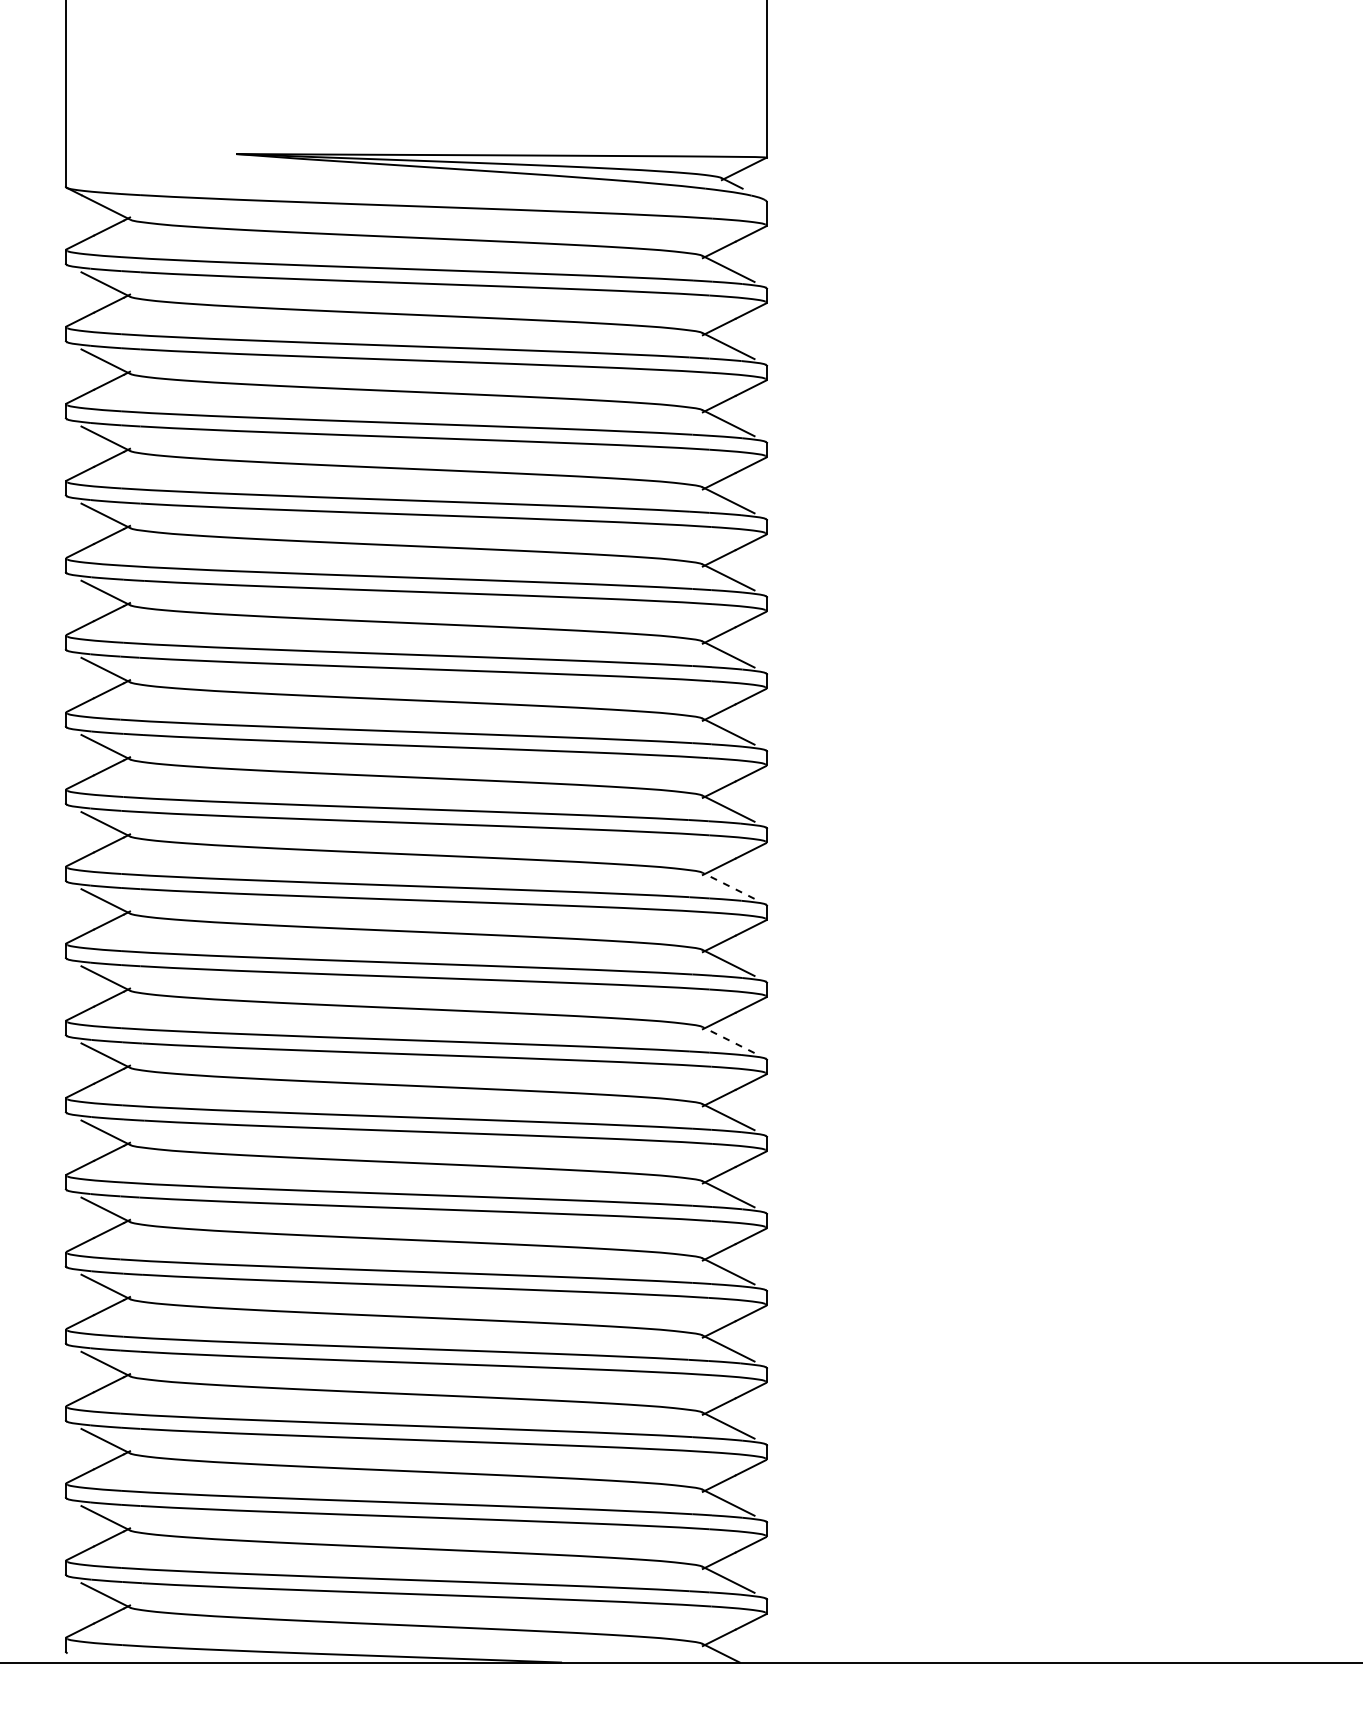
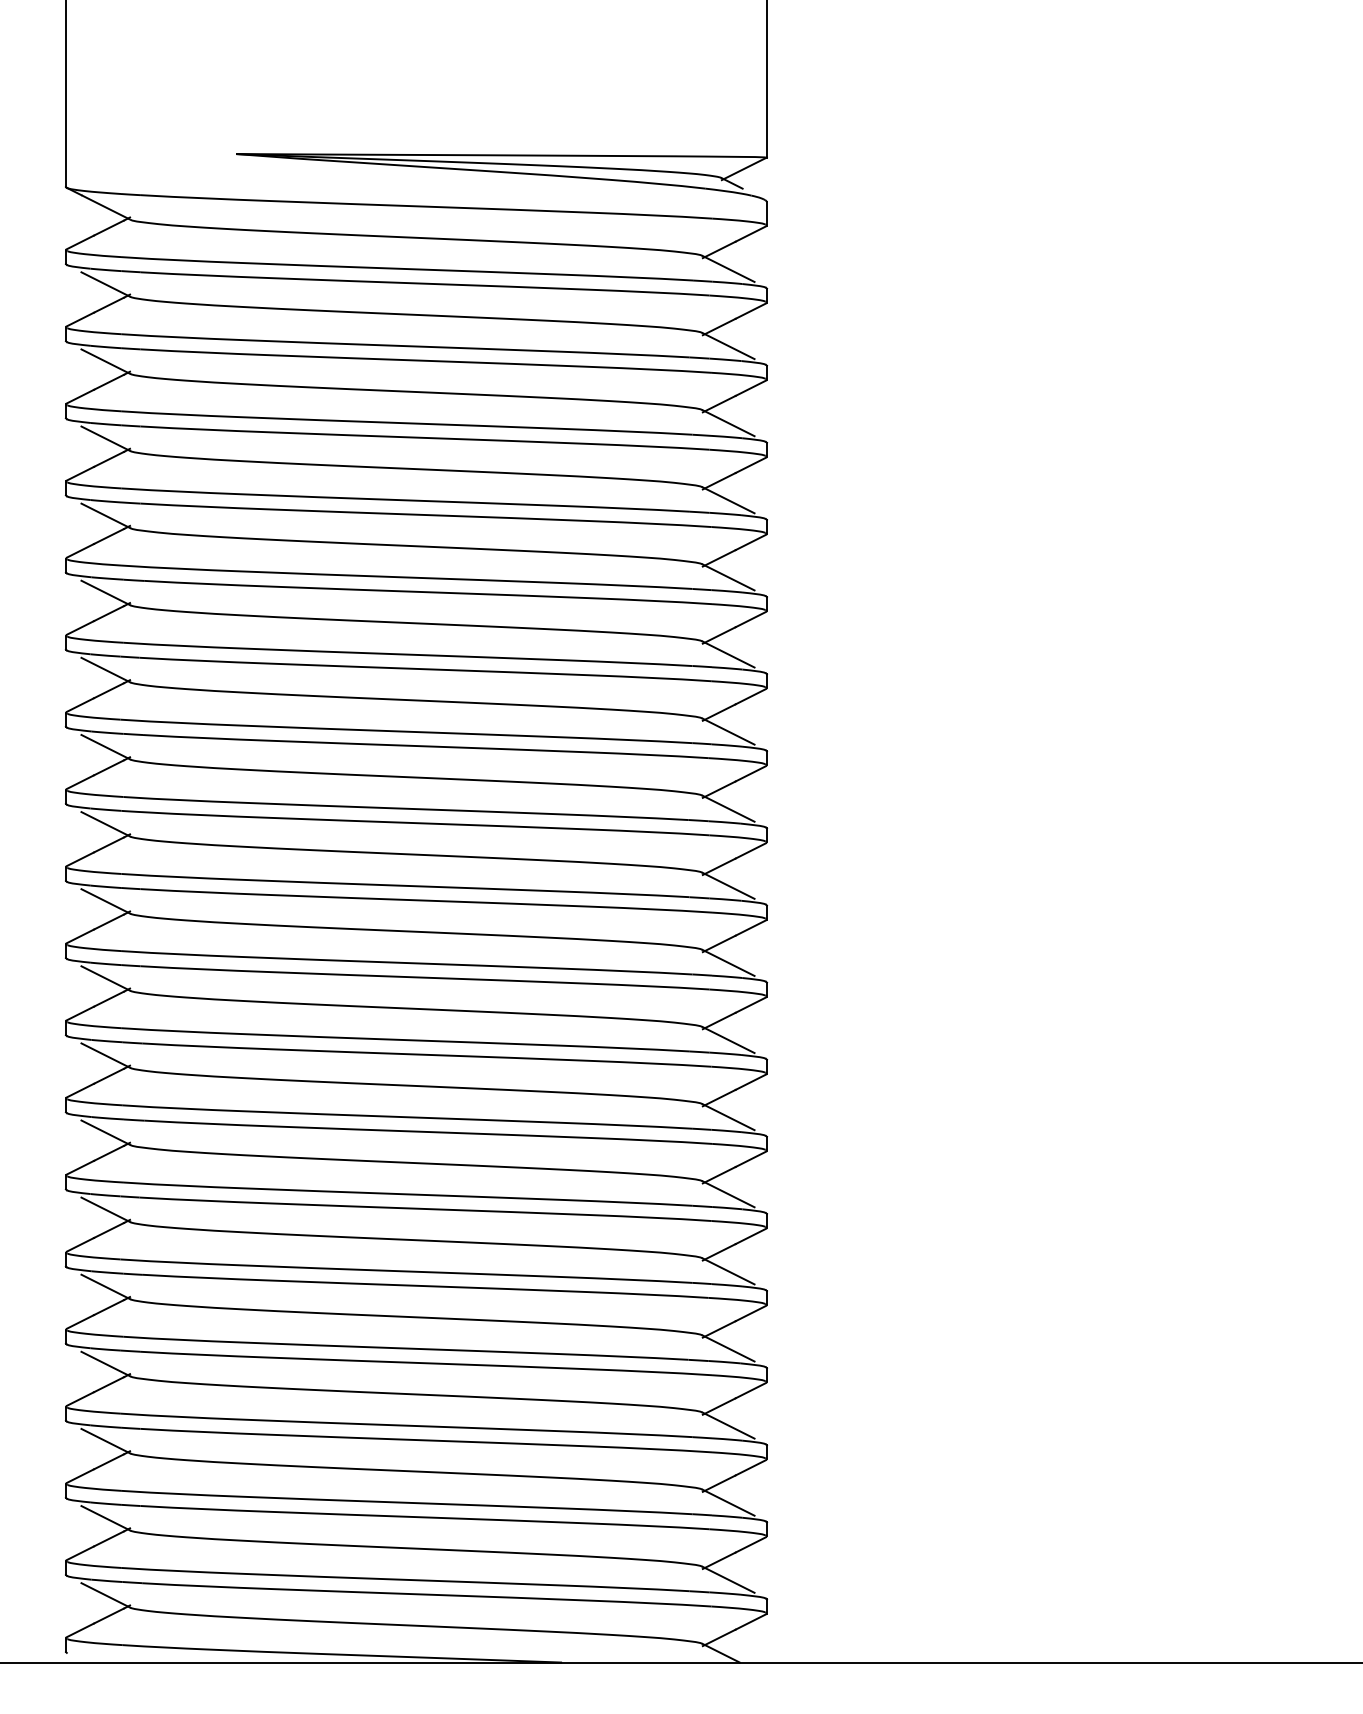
line: dashed -> solid (728, 885)
line: dashed -> solid (728, 1040)
